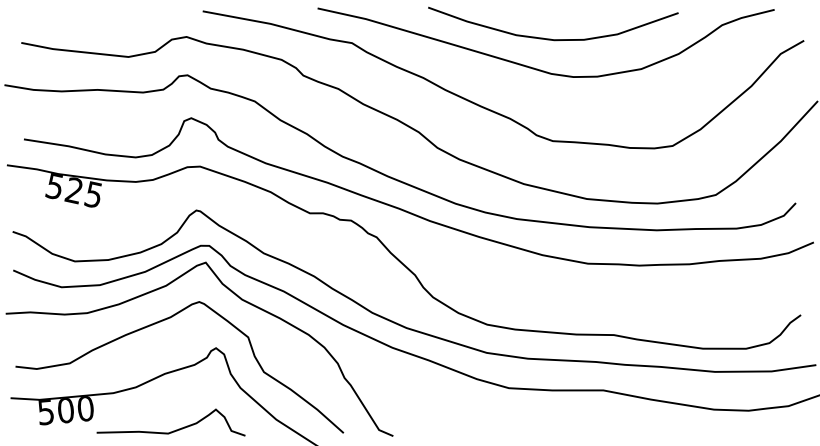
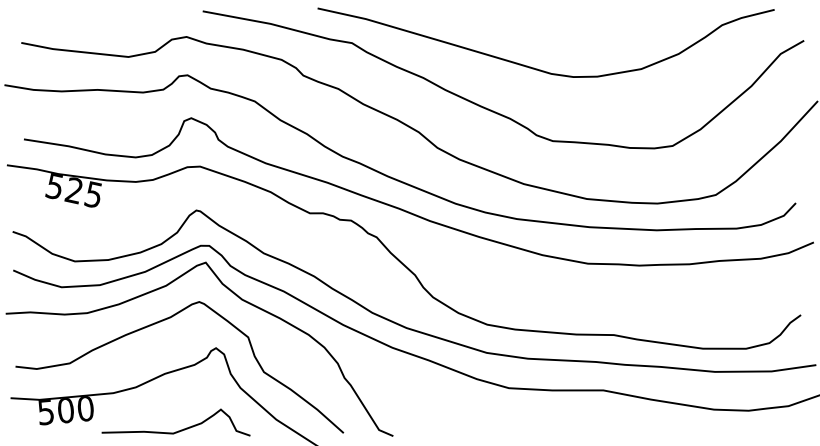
part: present -> none (551, 38)
curve position: (173, 430) -> (178, 430) (178, 430)
